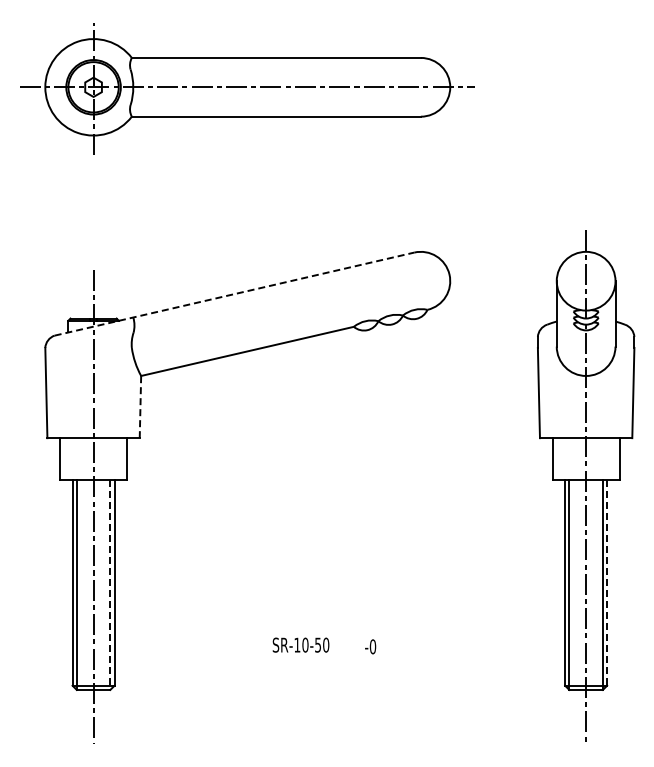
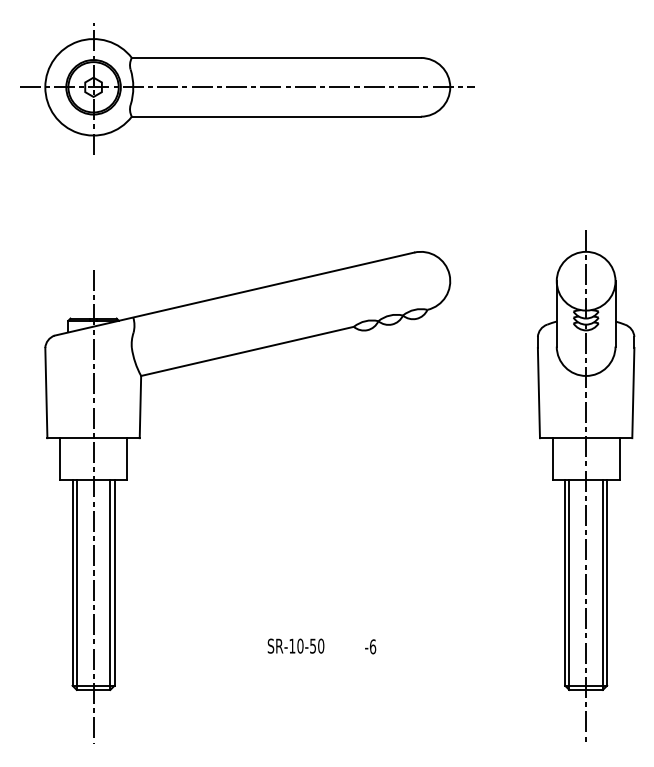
line: dashed -> solid (234, 294)
line: dashed -> solid (140, 406)
line: dashed -> solid (607, 582)
line: dashed -> solid (110, 585)
text position: (300, 644) -> (295, 645) (295, 645)
text: -0 -> -6 (373, 646)
